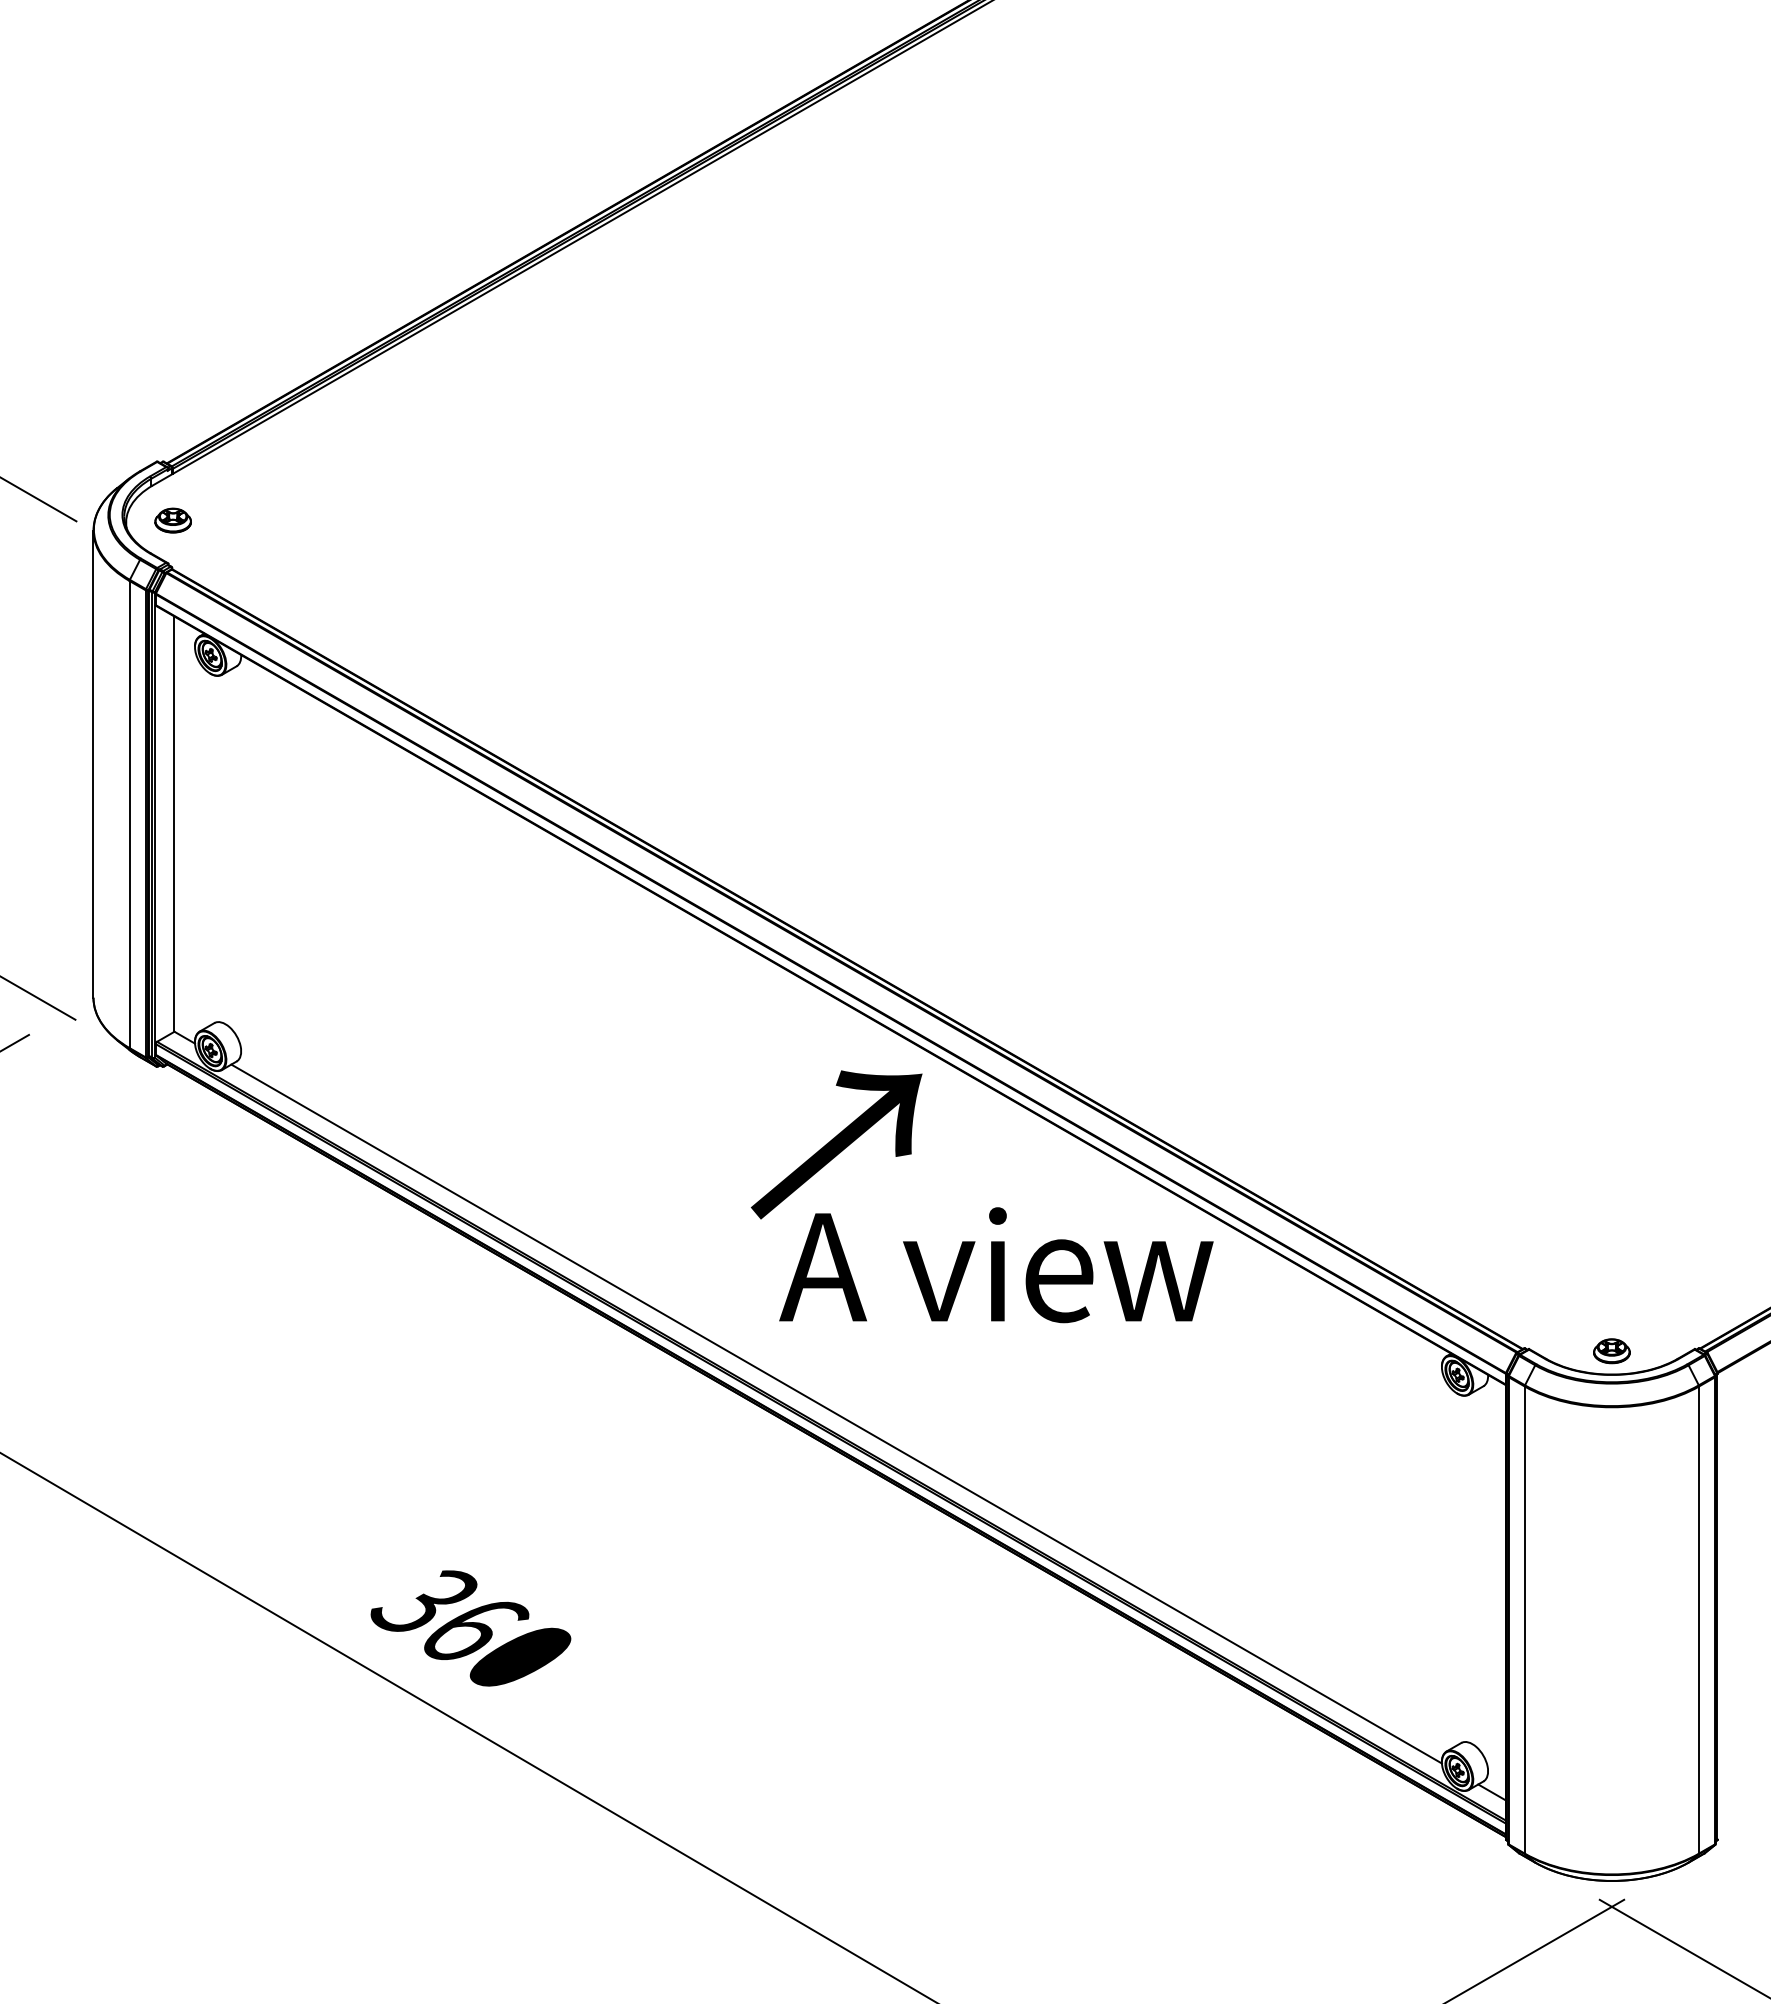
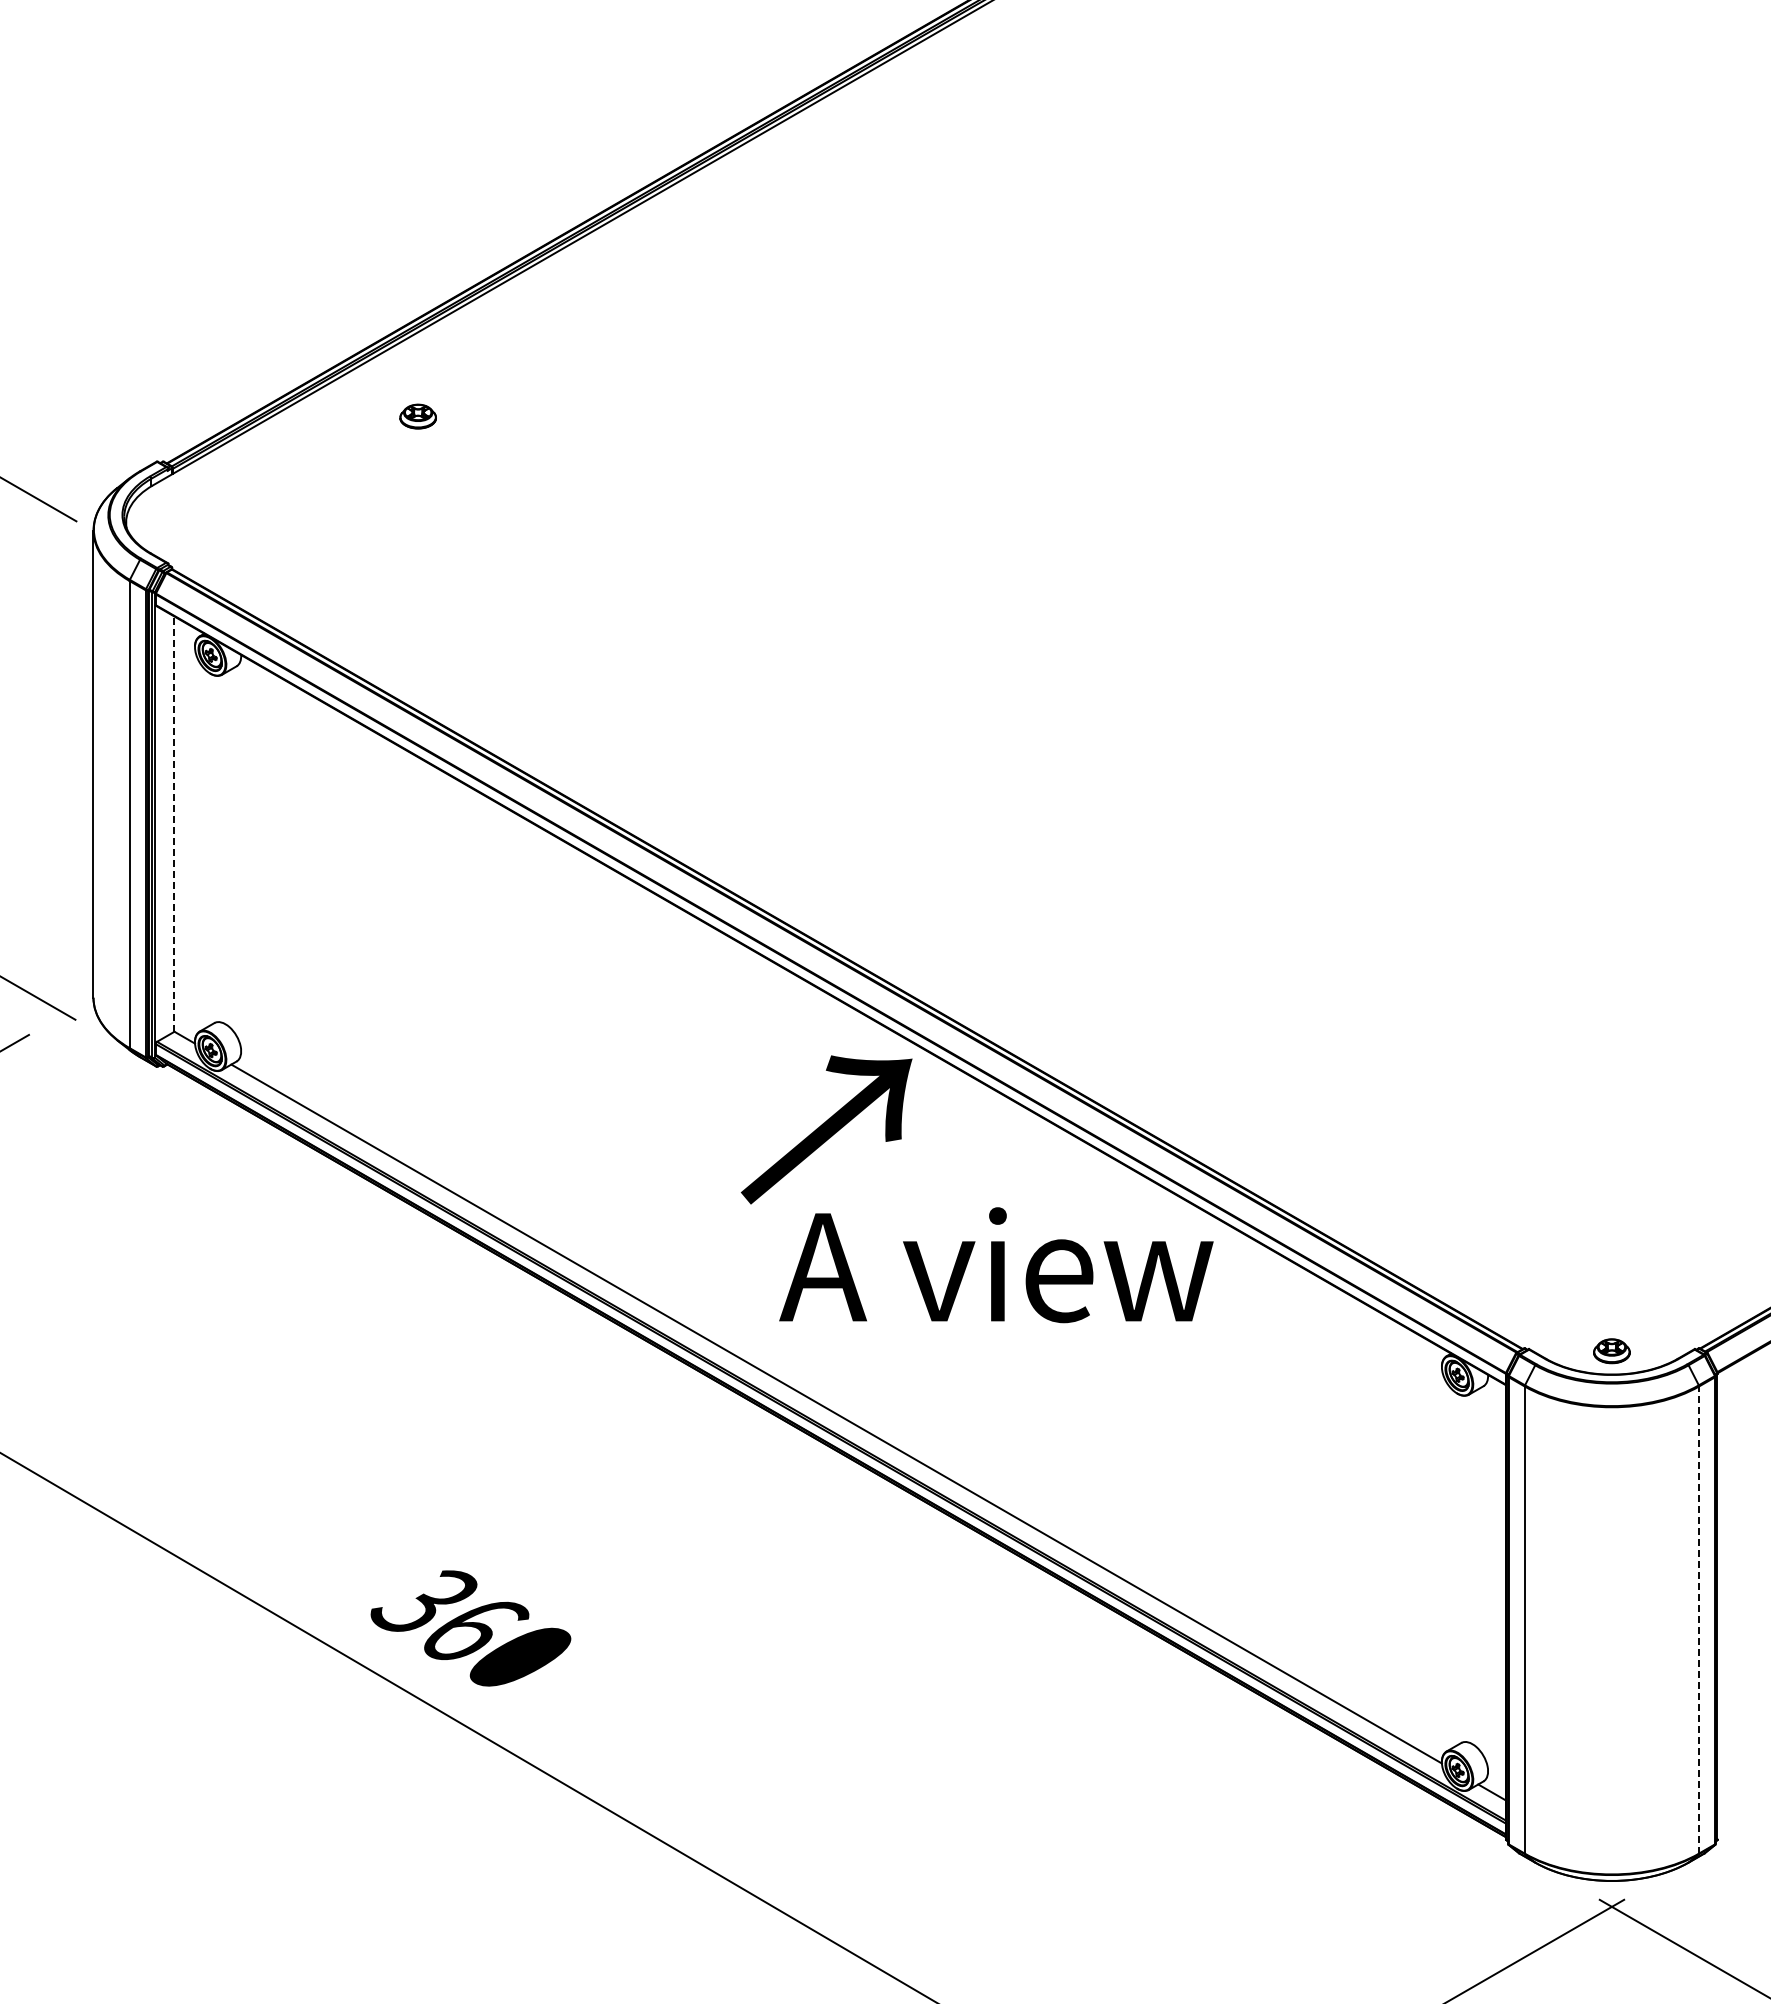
part position: (172, 520) -> (417, 416) (417, 416)
line: solid -> dashed (174, 824)
text position: (836, 1144) -> (826, 1129) (826, 1129)
line: solid -> dashed (1699, 1620)
